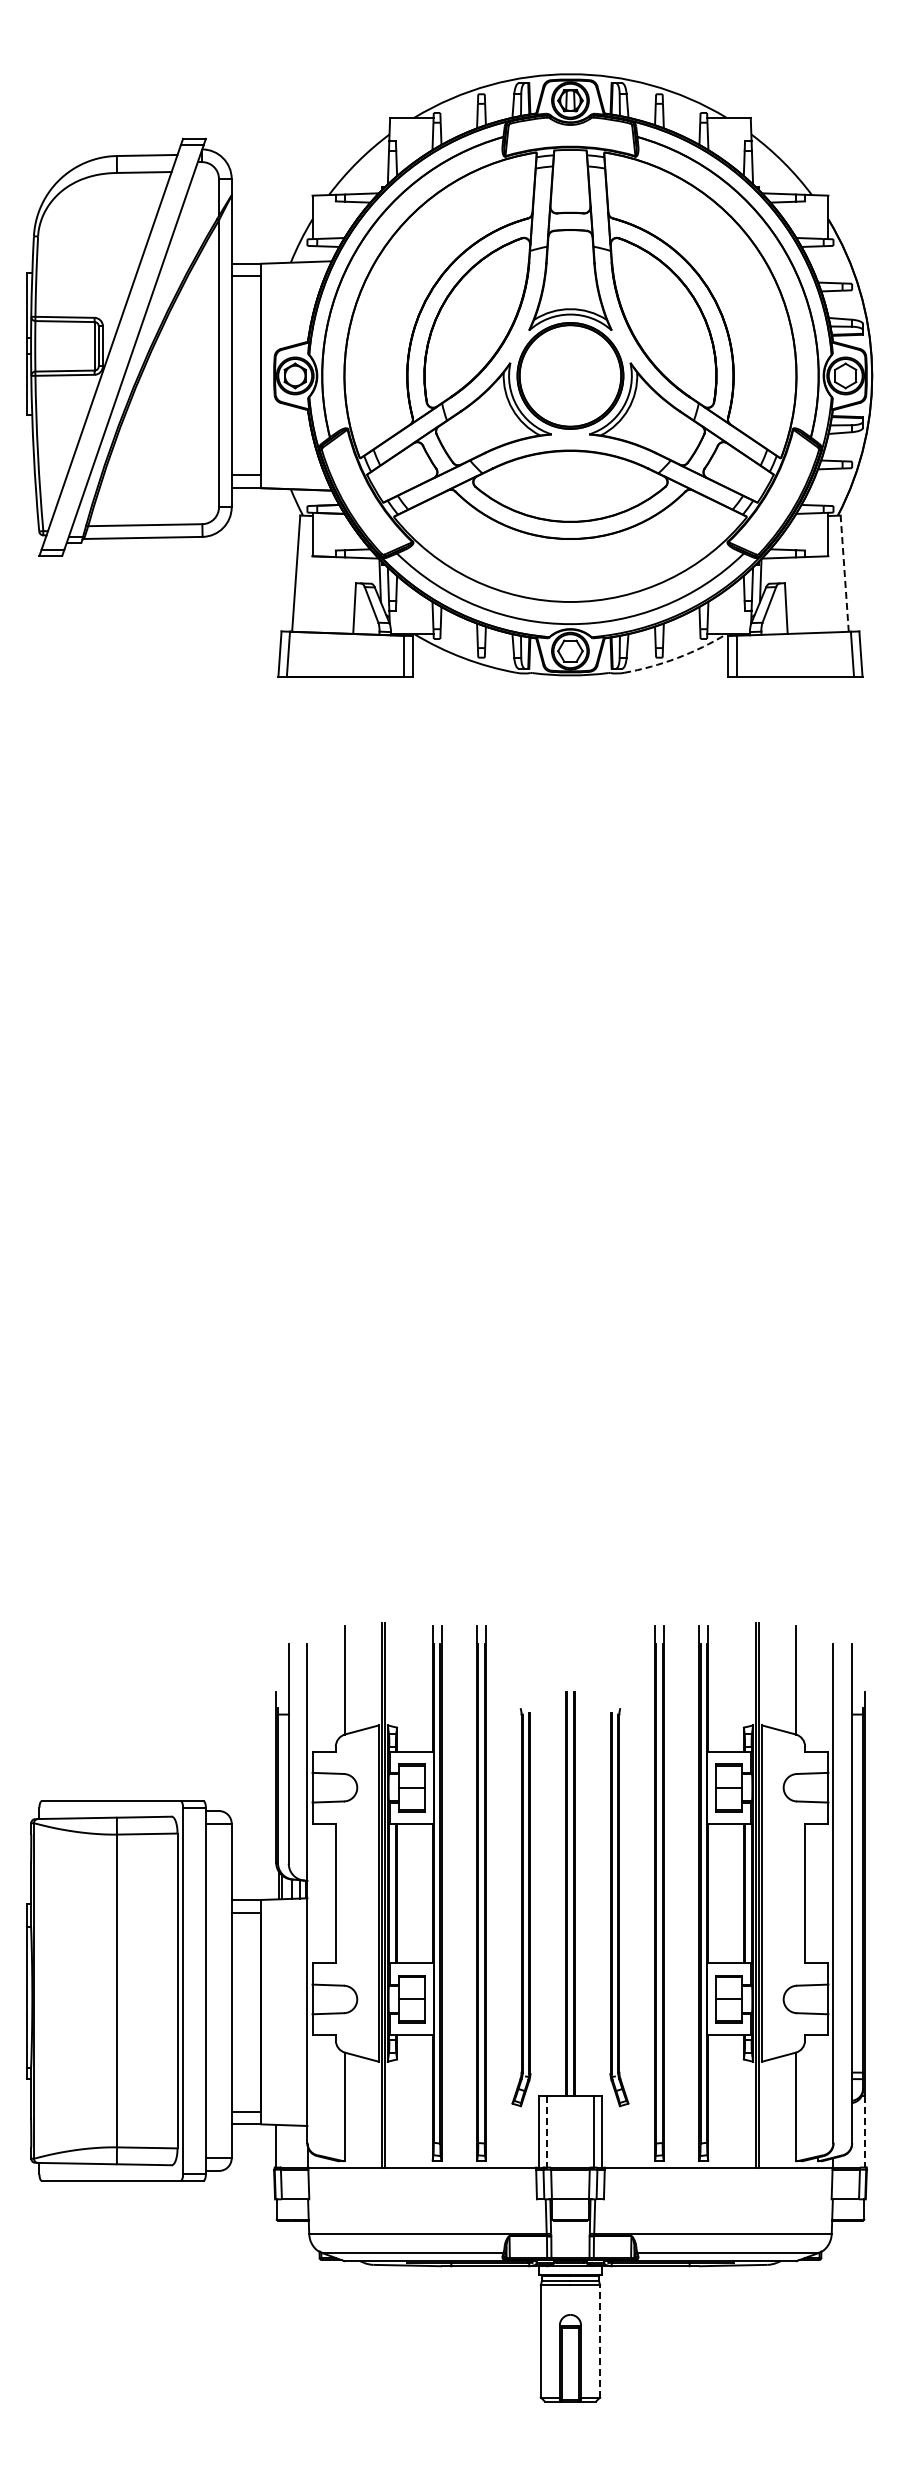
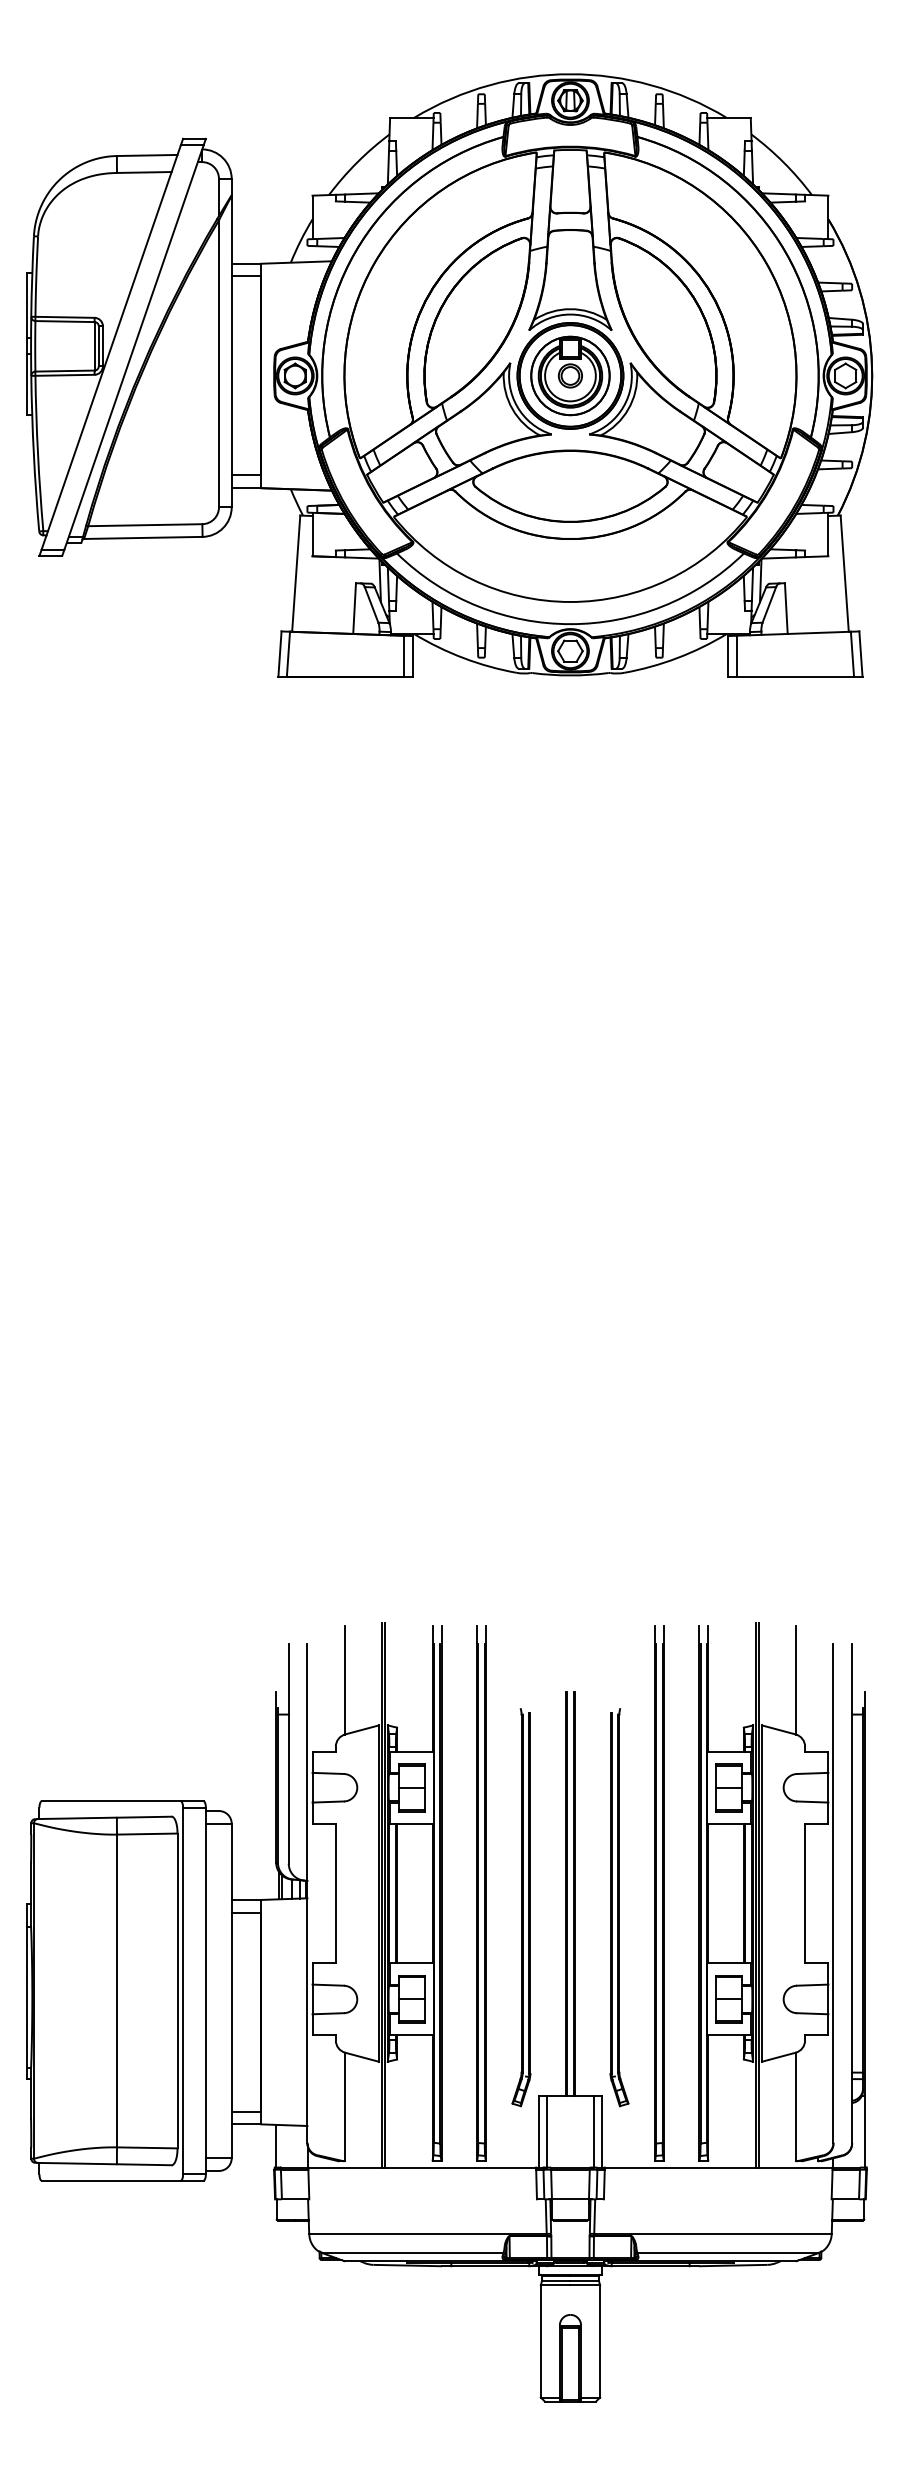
part: none -> present (570, 375)
line: dashed -> solid (844, 573)
arc: dashed -> solid (677, 658)
line: dashed -> solid (547, 2131)
line: dashed -> solid (864, 2131)
line: dashed -> solid (600, 2340)
